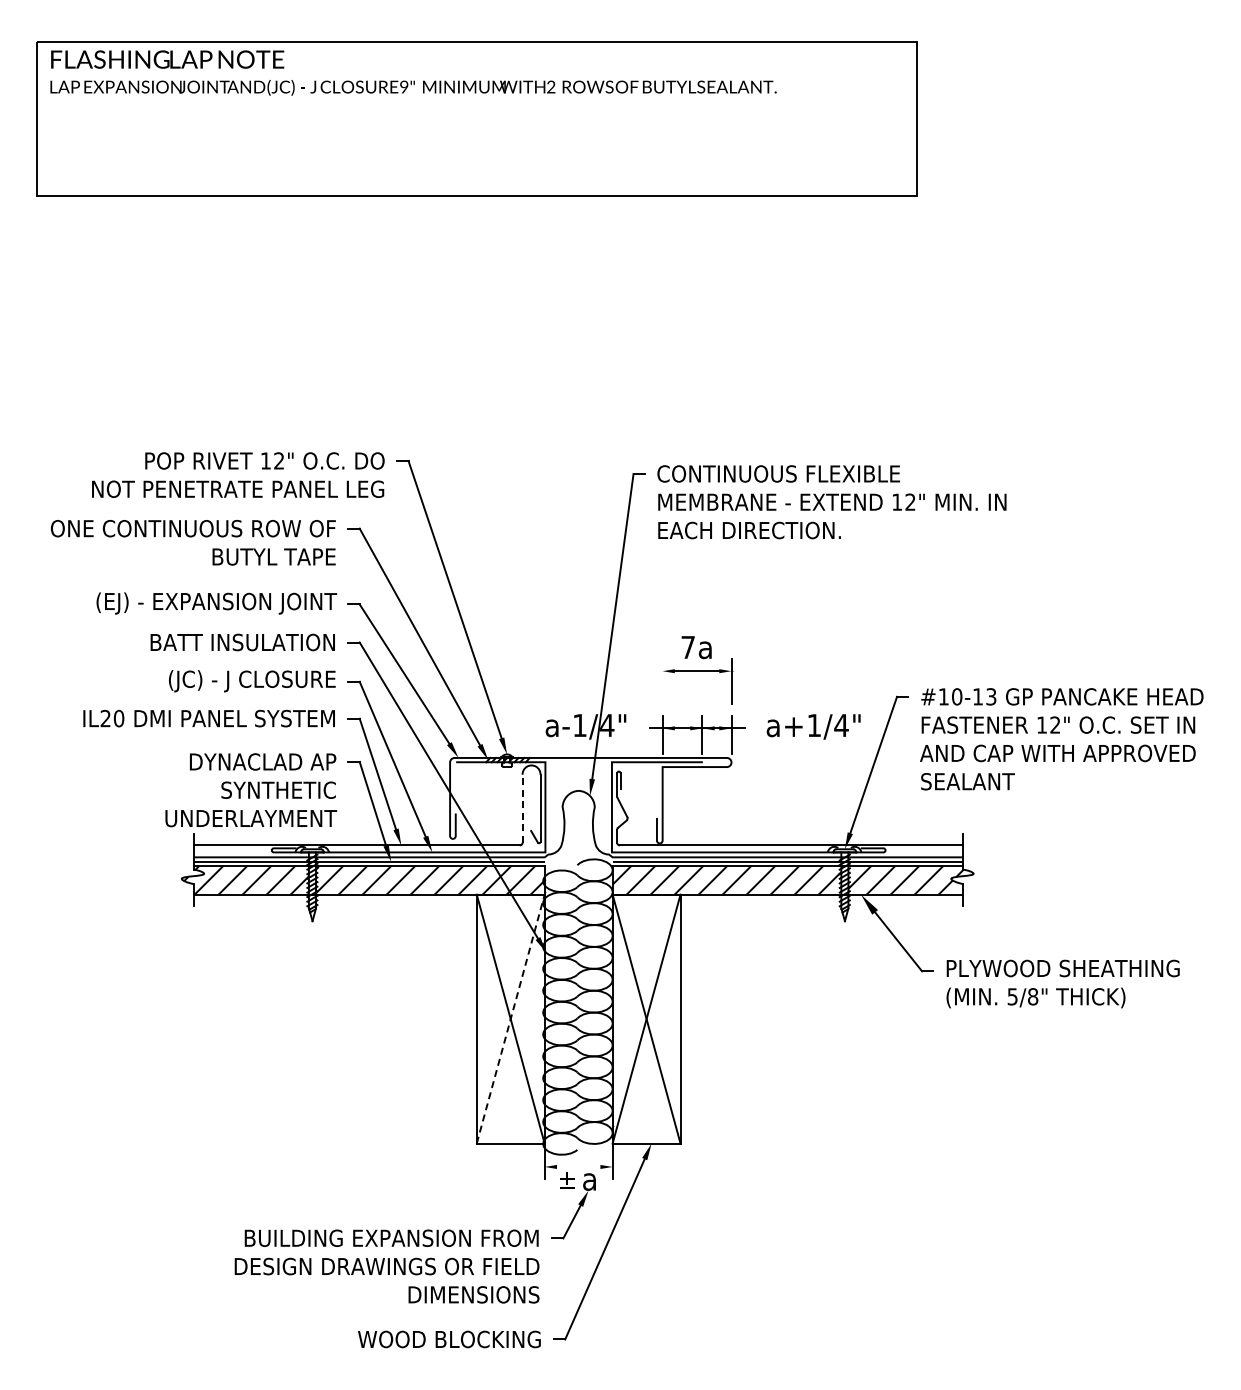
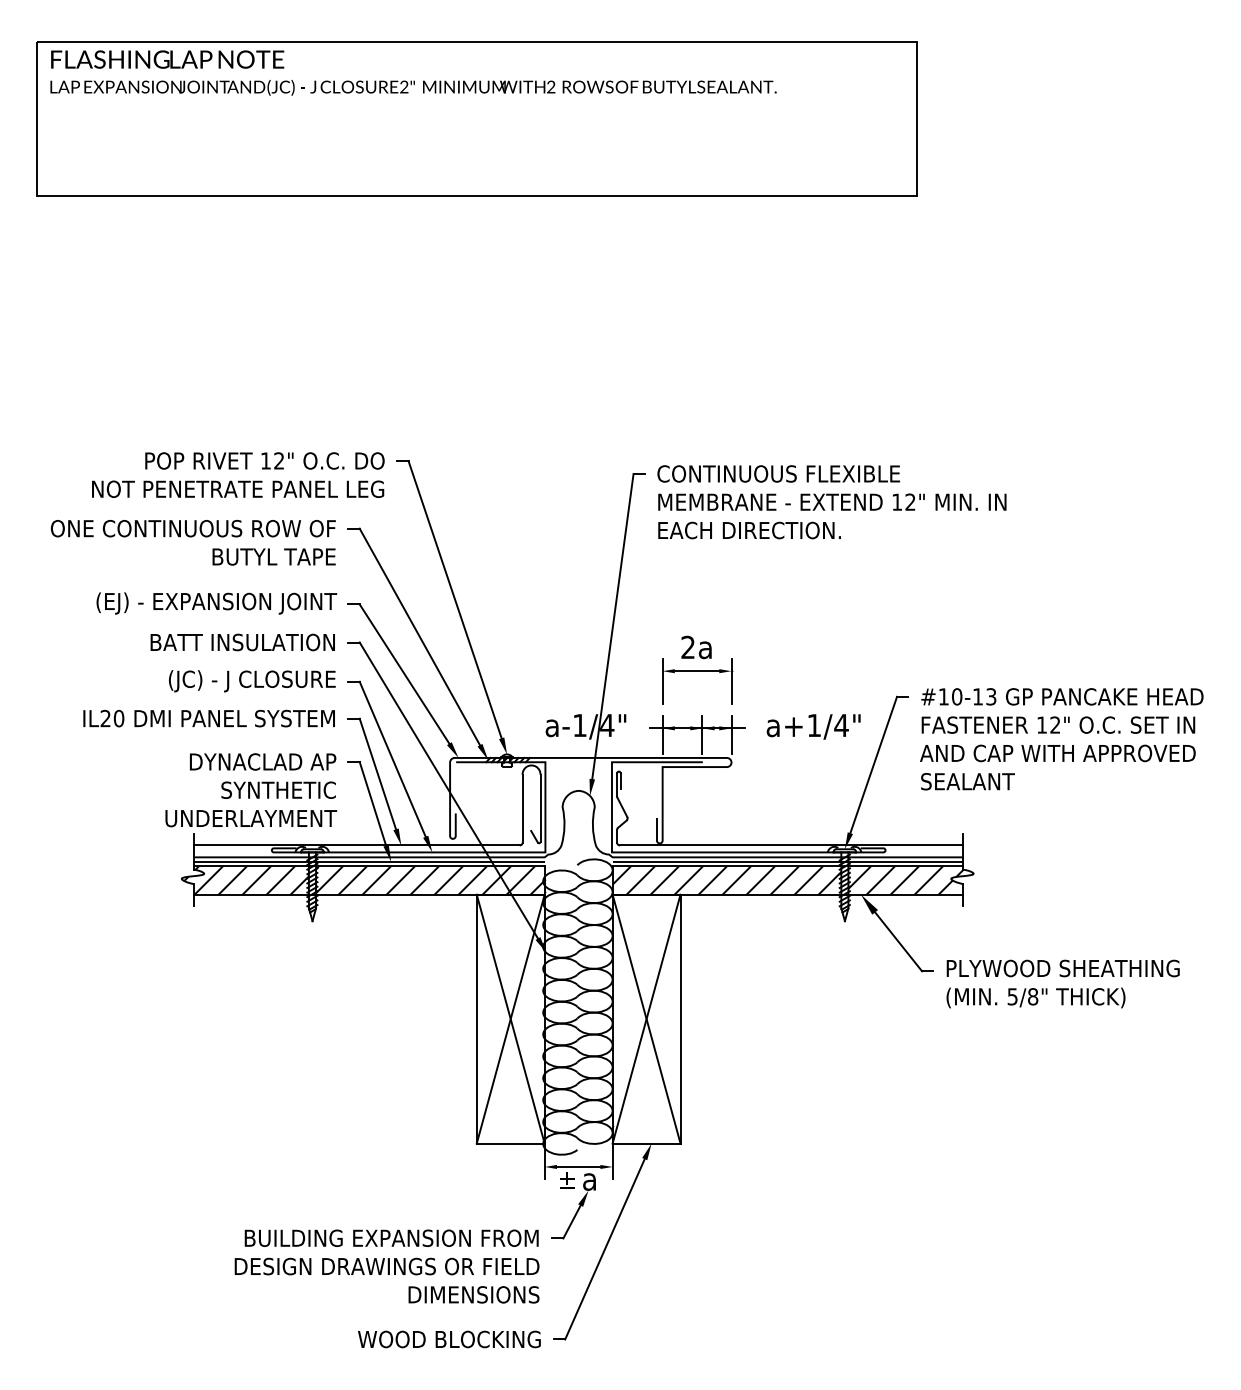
text: 9" -> 2" (404, 87)
text: 7a -> 2a (687, 646)
line: none -> present (662, 681)
line: dashed -> solid (522, 808)
line: dashed -> solid (510, 1019)
line: none -> present (578, 1166)
